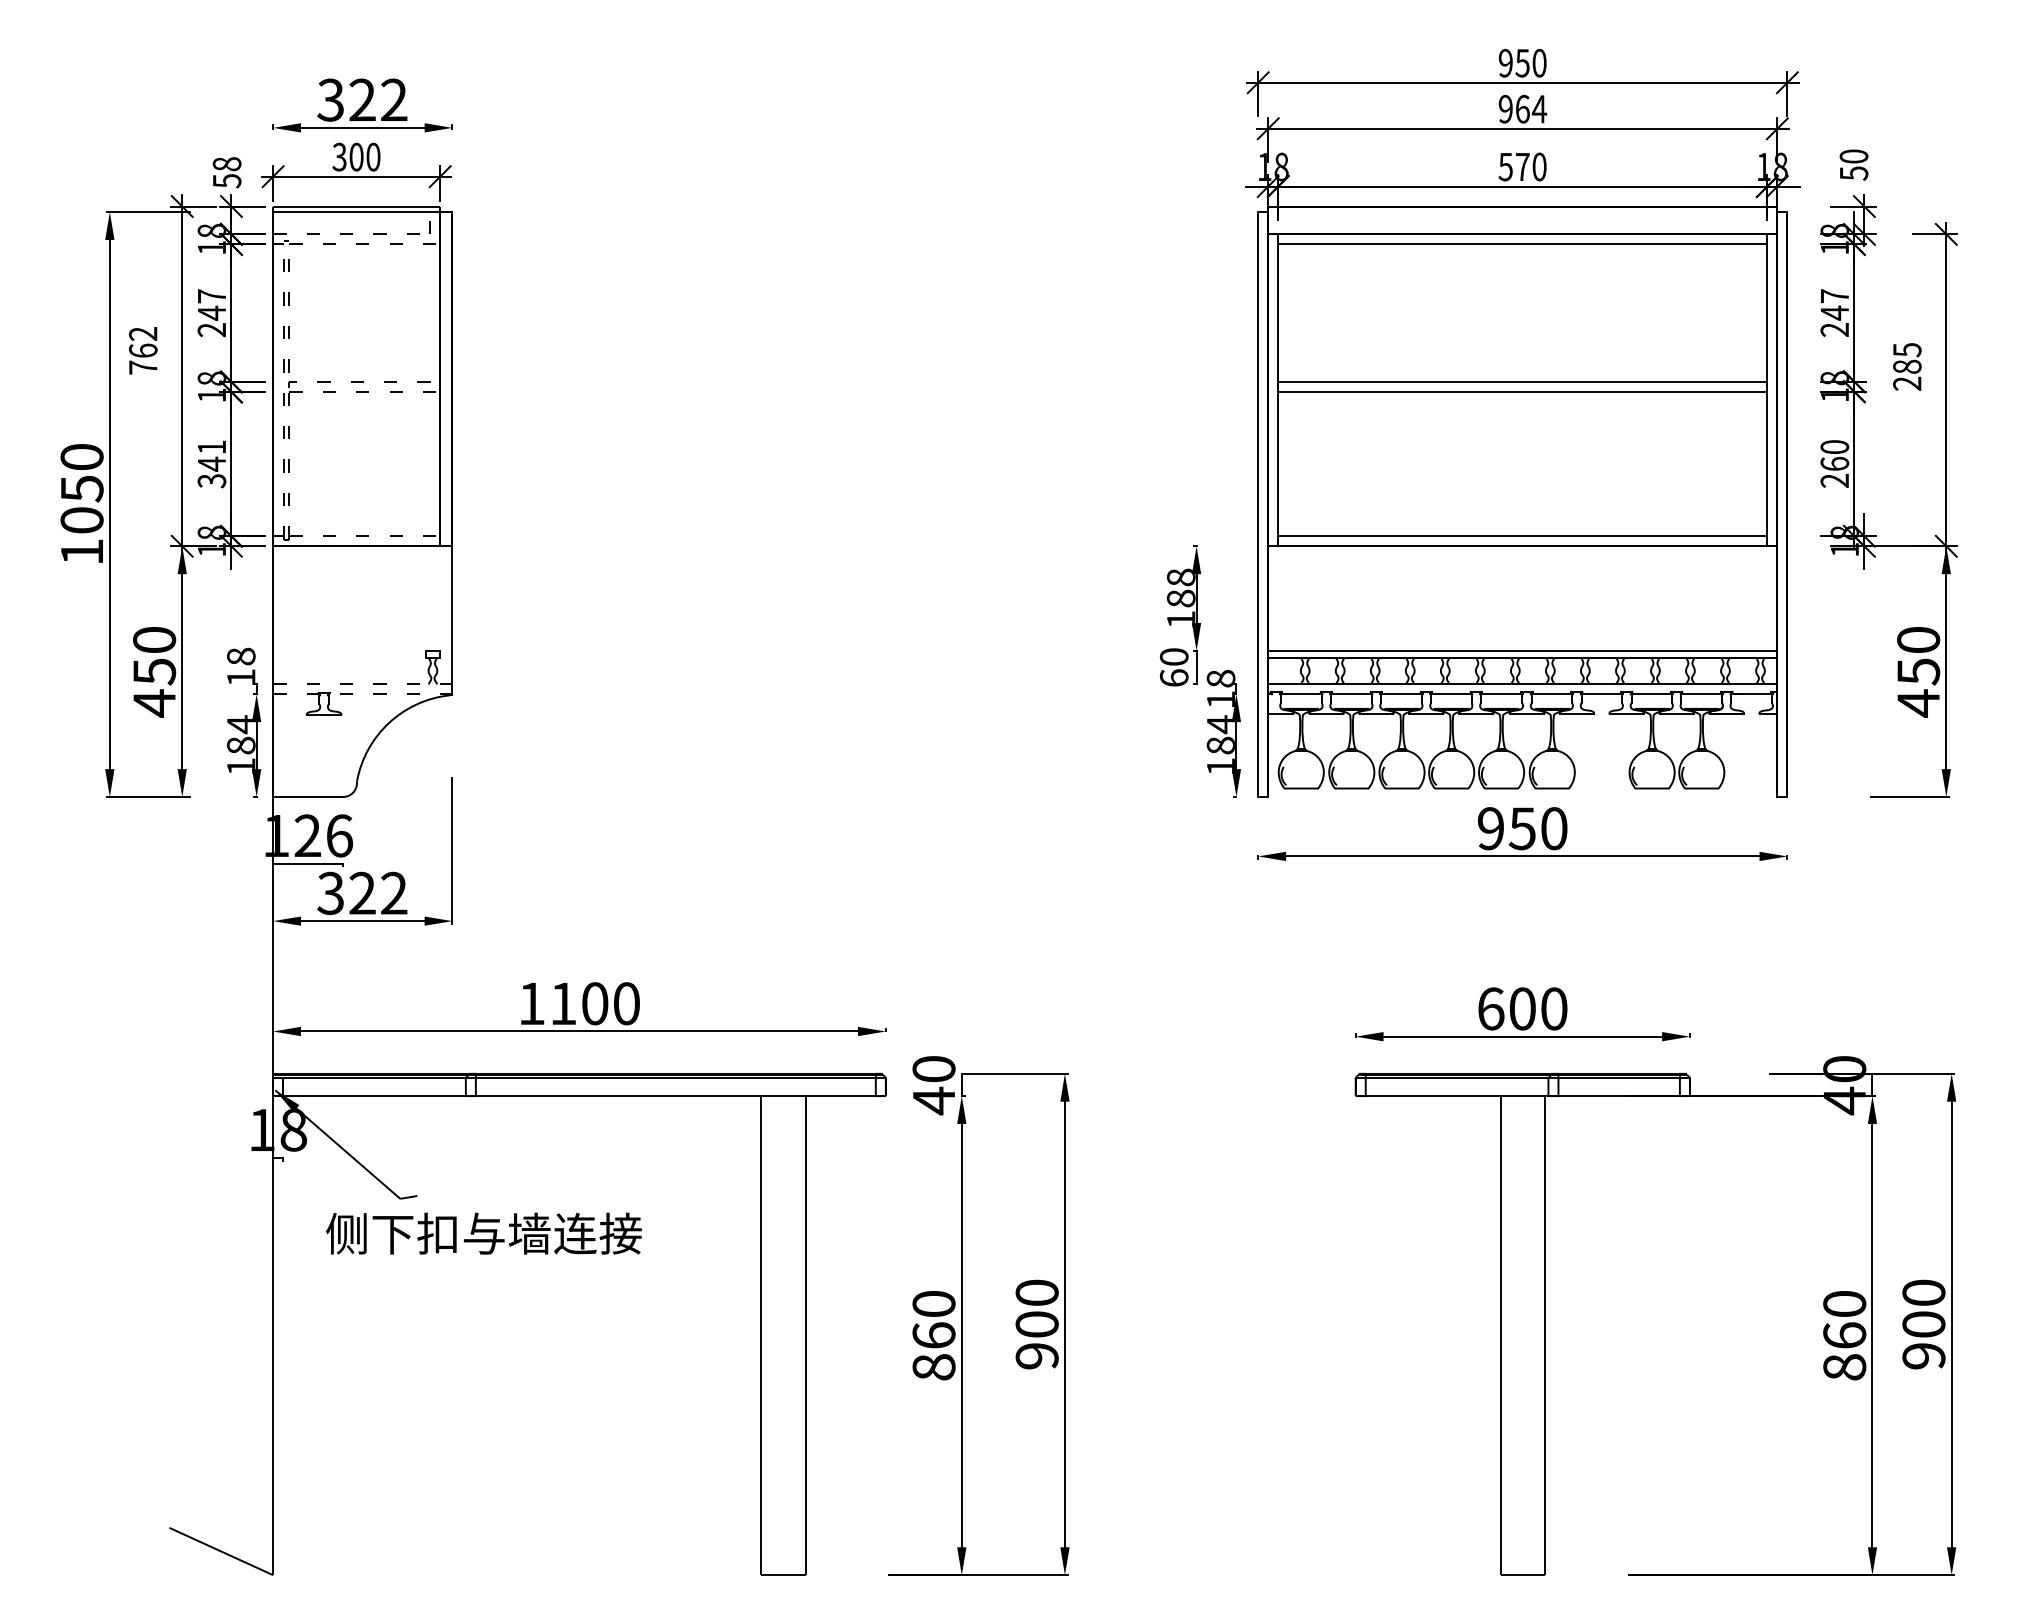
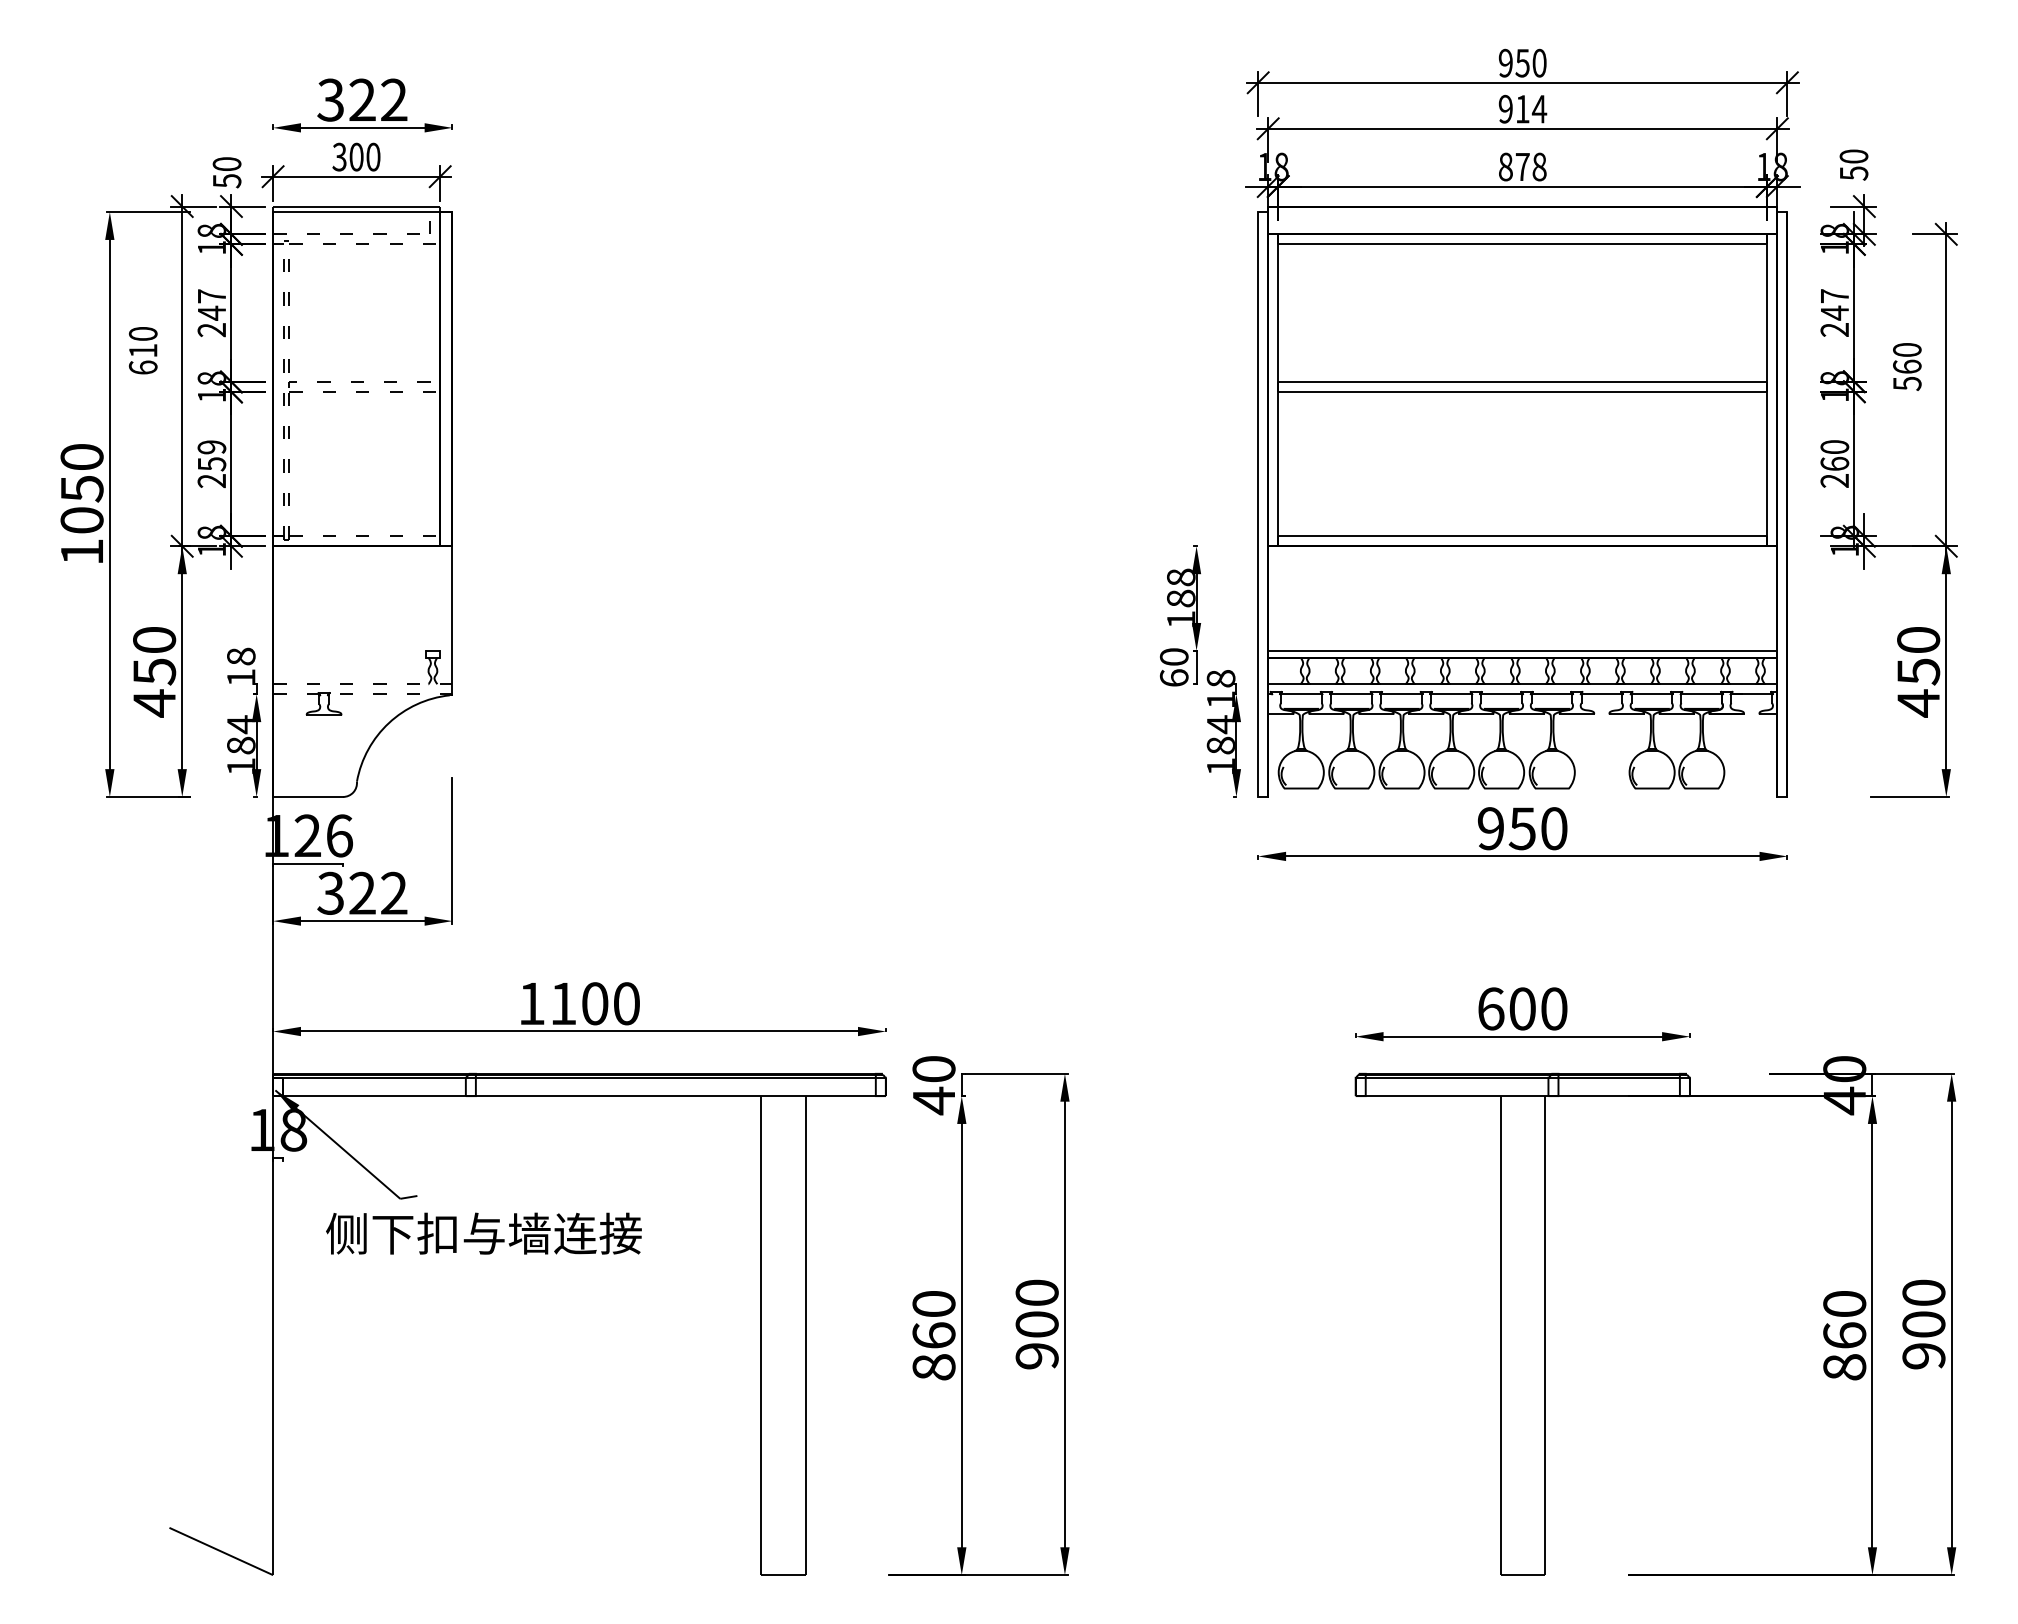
text: 964 -> 914 (1522, 108)
text: 58 -> 50 (227, 164)
text: 570 -> 878 (1522, 166)
text: 762 -> 610 (142, 350)
text: 285 -> 560 (1907, 366)
text: 341 -> 259 (211, 464)
